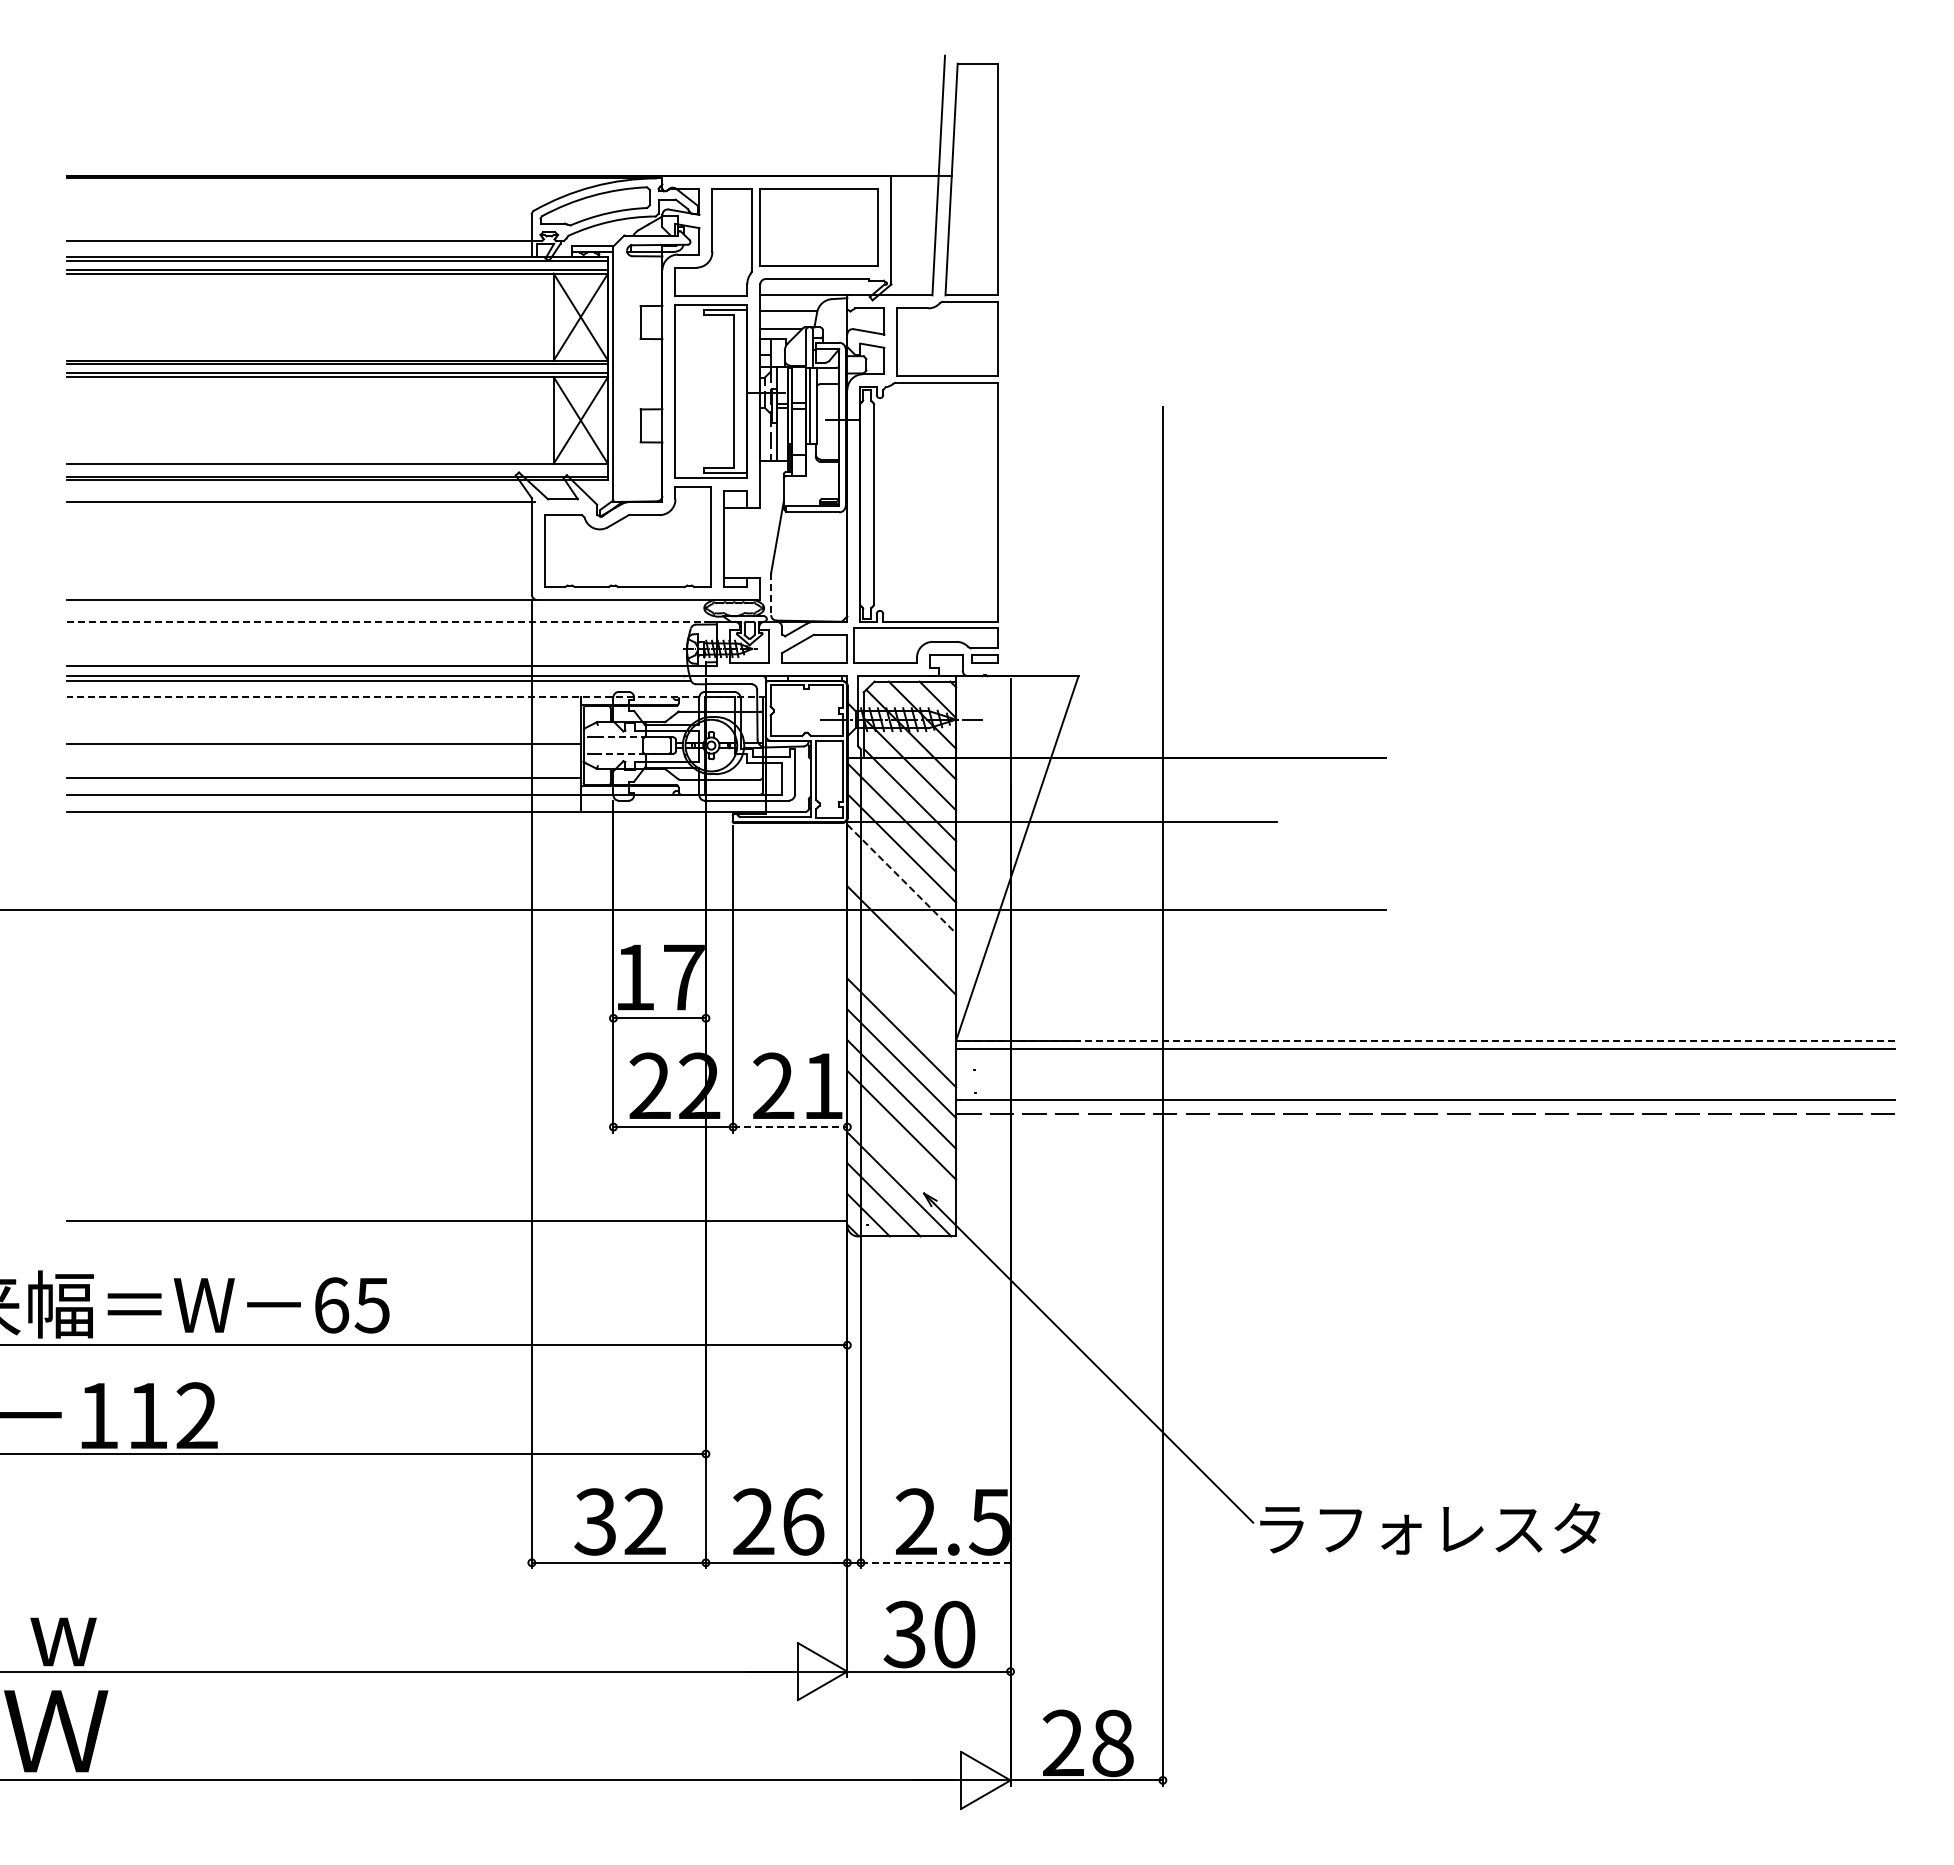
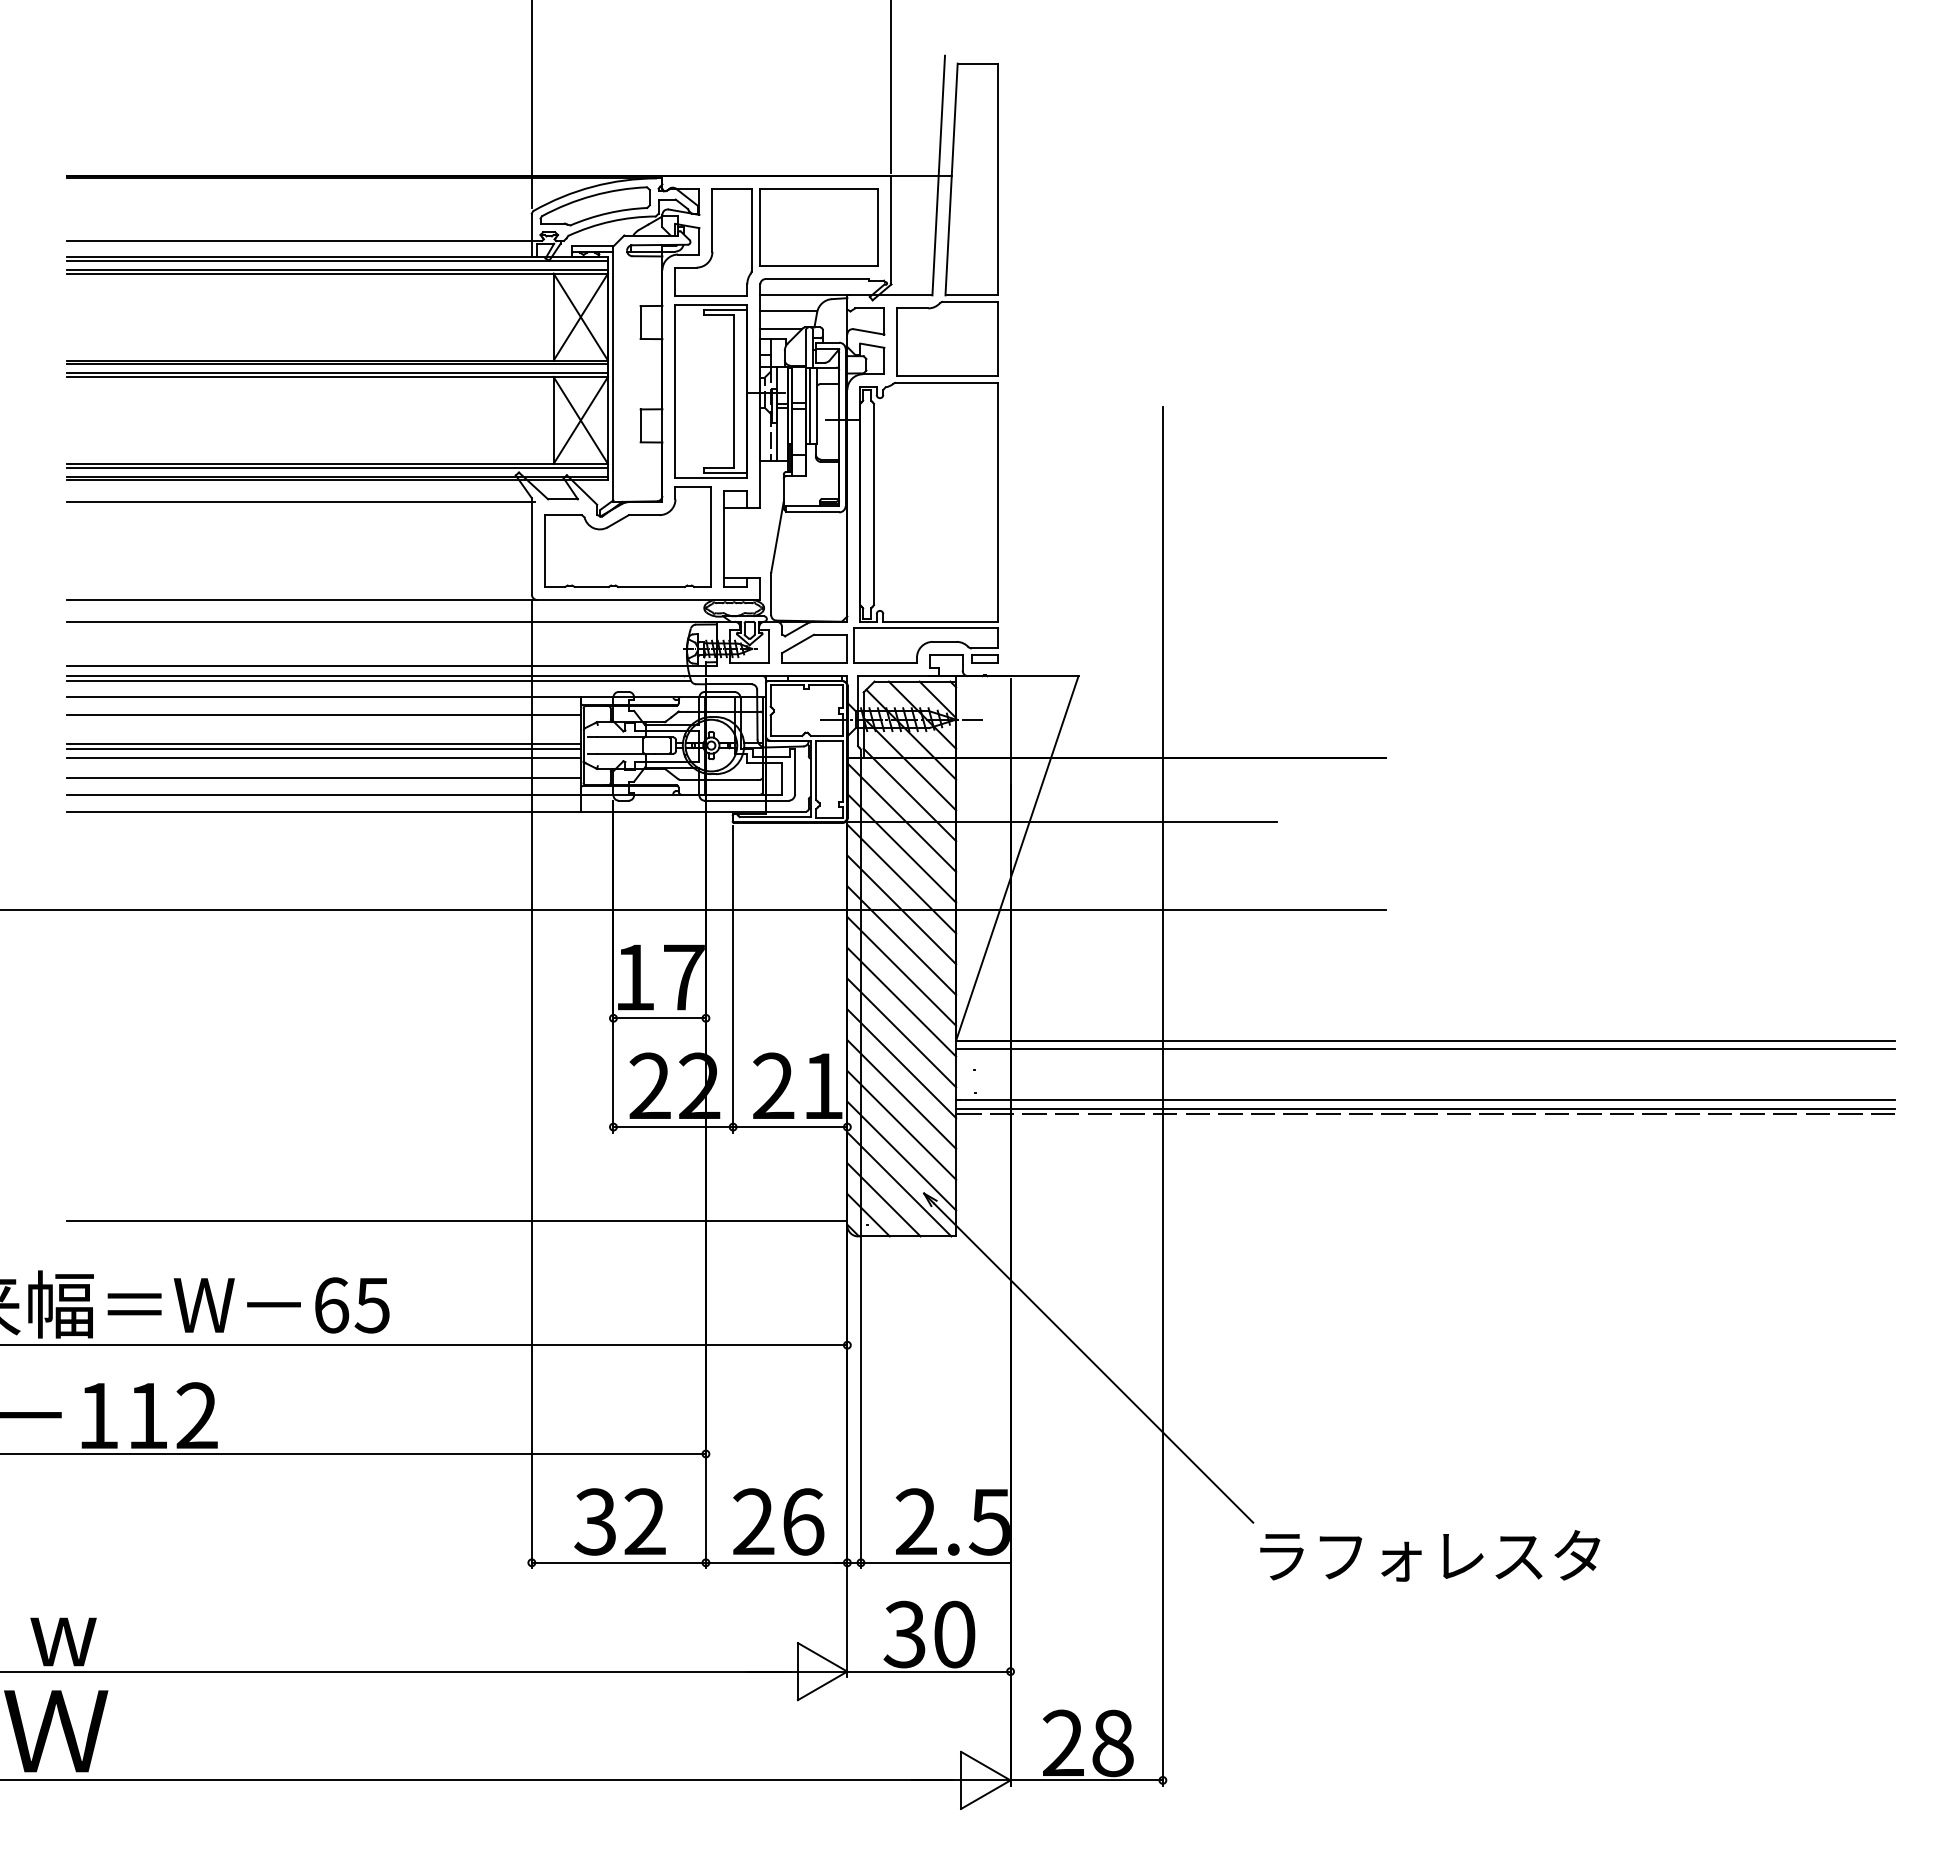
line: none -> present (890, 87)
line: none -> present (531, 105)
line: none -> present (337, 467)
line: dashed -> solid (771, 594)
line: dashed -> solid (393, 621)
line: dashed -> solid (415, 697)
line: none -> present (323, 715)
line: dashed -> solid (621, 737)
line: none -> present (323, 748)
line: dashed -> solid (620, 753)
line: none -> present (323, 757)
line: dashed -> solid (901, 879)
line: none -> present (901, 909)
line: none -> present (901, 971)
line: none -> present (901, 1001)
line: dashed -> solid (1425, 1040)
line: none -> present (1425, 1108)
line: dashed -> solid (790, 1127)
line: none -> present (901, 1155)
text position: (1430, 1528) -> (1430, 1555) (1430, 1555)
line: dashed -> solid (935, 1562)
